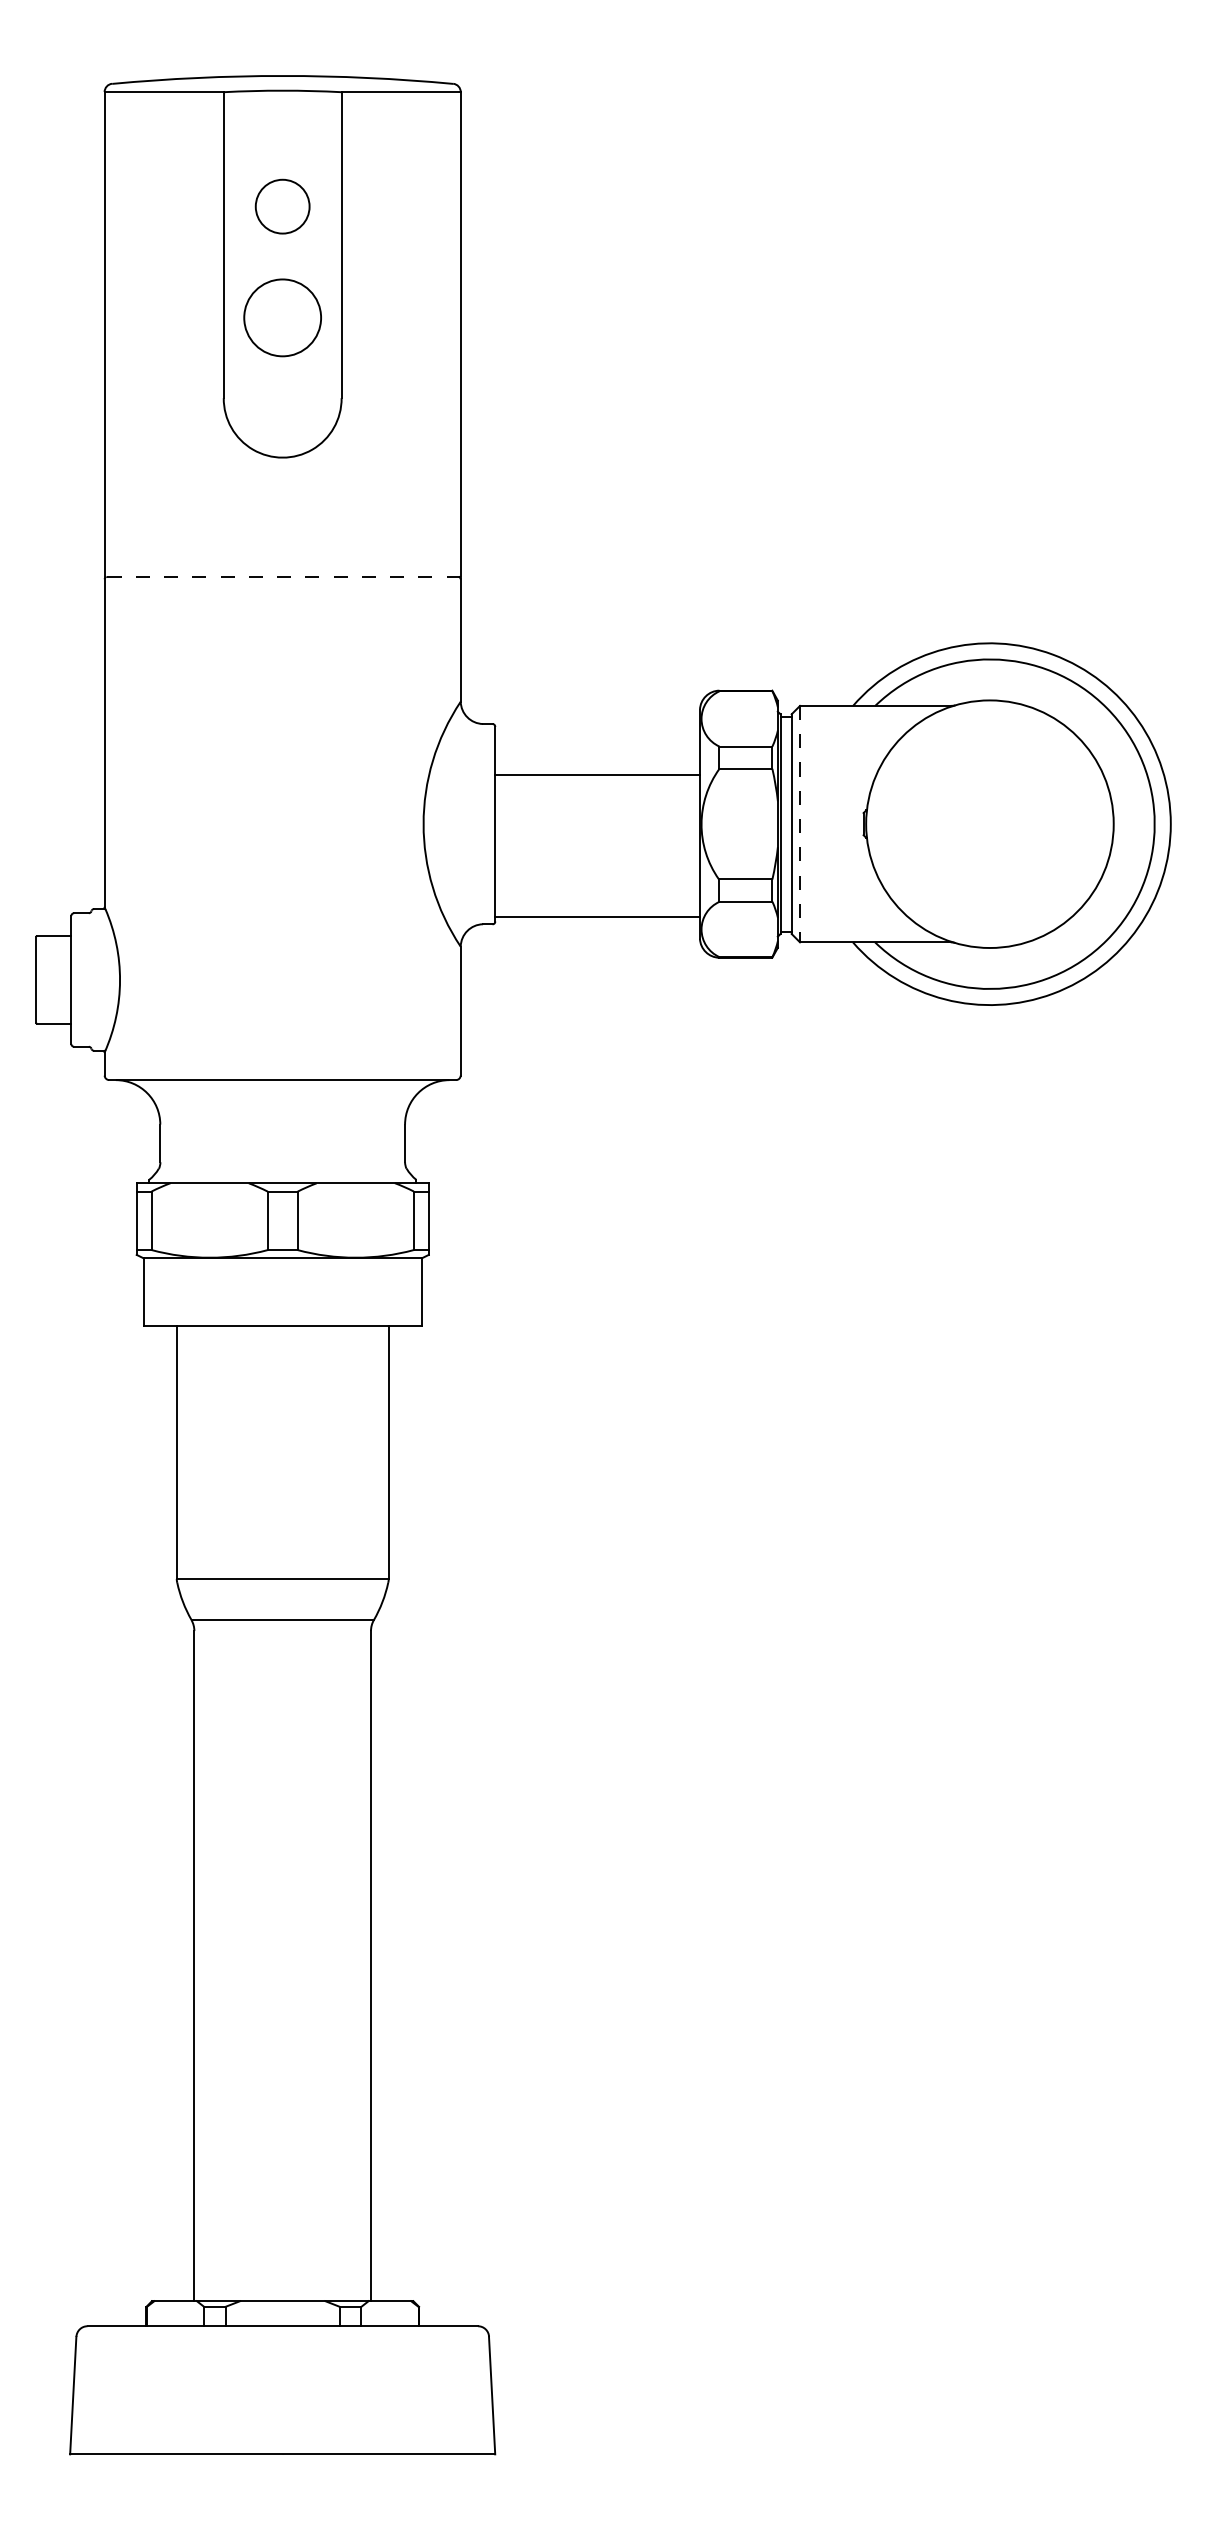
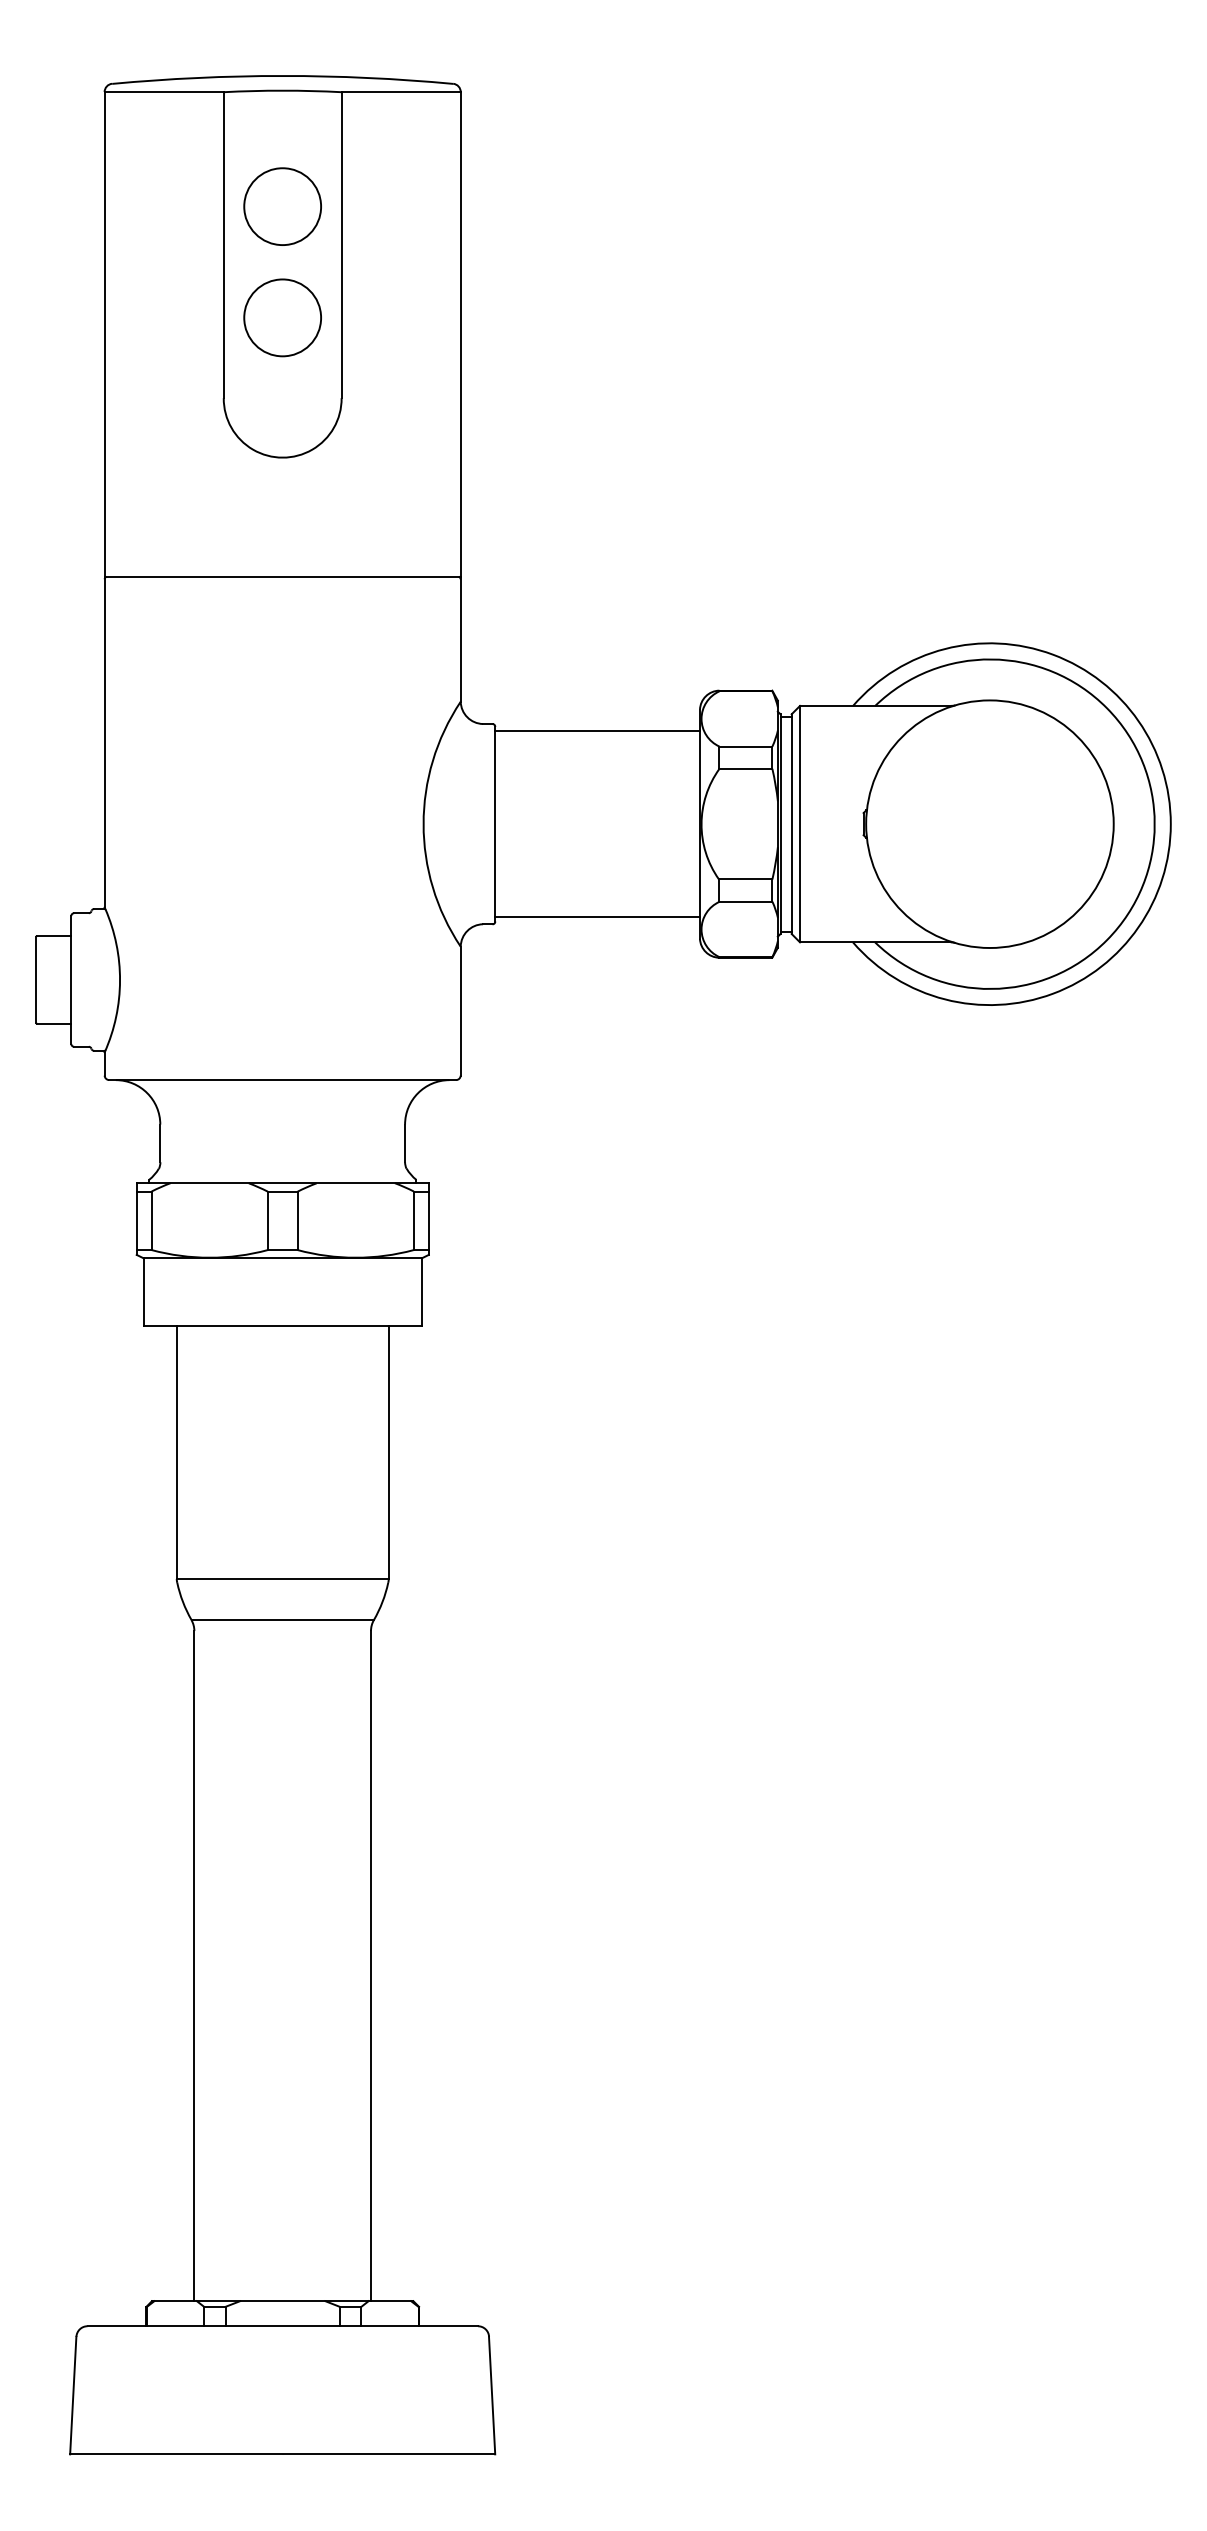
circle diameter: 54 px -> 77 px (282, 206)
line: dashed -> solid (282, 576)
line position: (597, 775) -> (597, 731) (597, 731)
line: dashed -> solid (800, 824)
